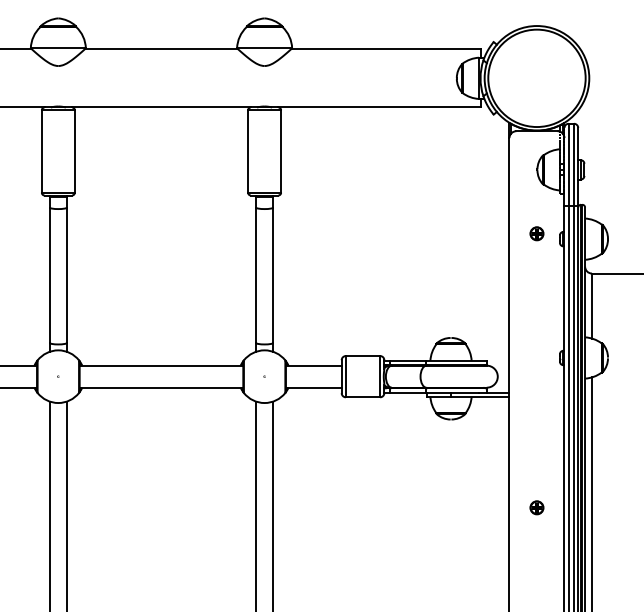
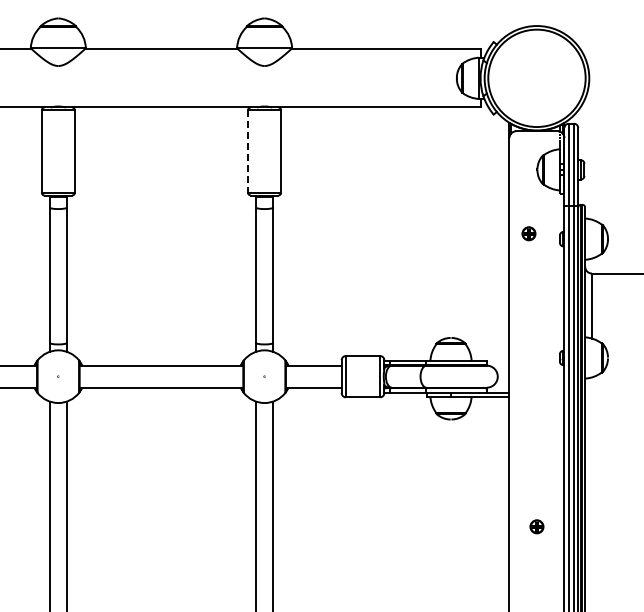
line: solid -> dashed (248, 152)
part position: (536, 233) -> (528, 233) (528, 233)
line: present -> none (591, 492)
part position: (536, 507) -> (536, 526) (536, 526)
